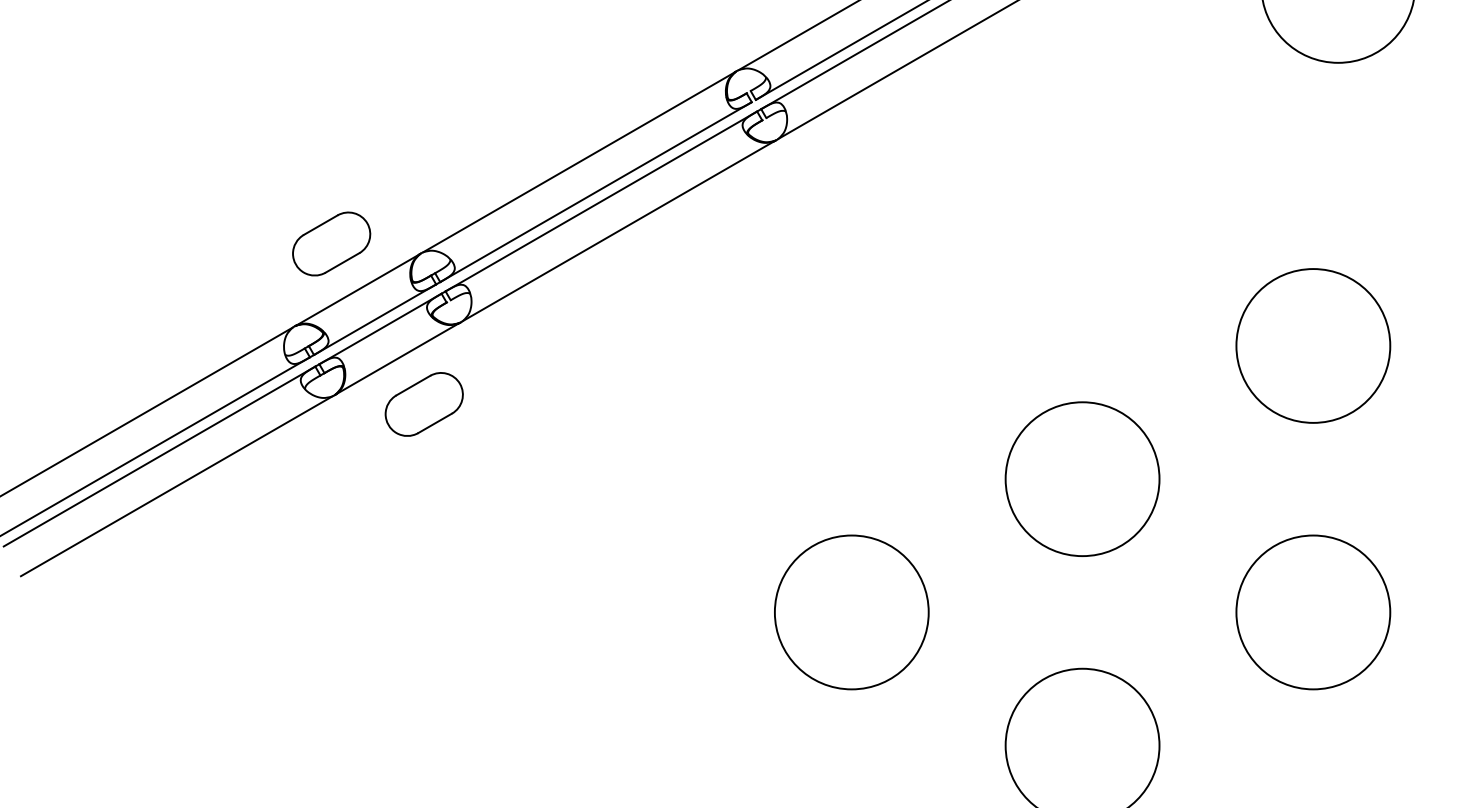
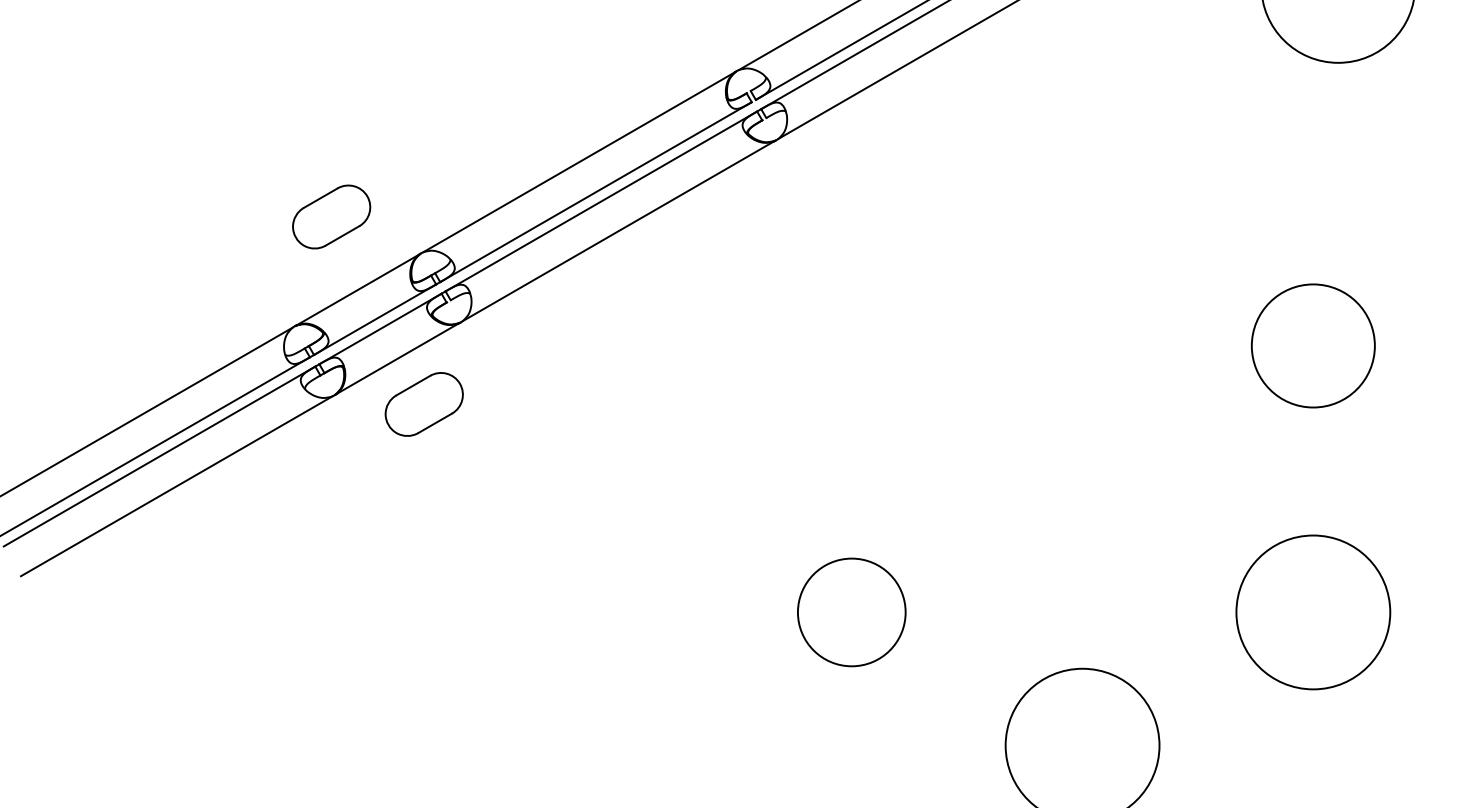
part position: (331, 243) -> (331, 216) (331, 216)
circle diameter: 154 px -> 123 px (1312, 345)
circle: present -> none (1082, 478)
circle diameter: 154 px -> 108 px (851, 612)
